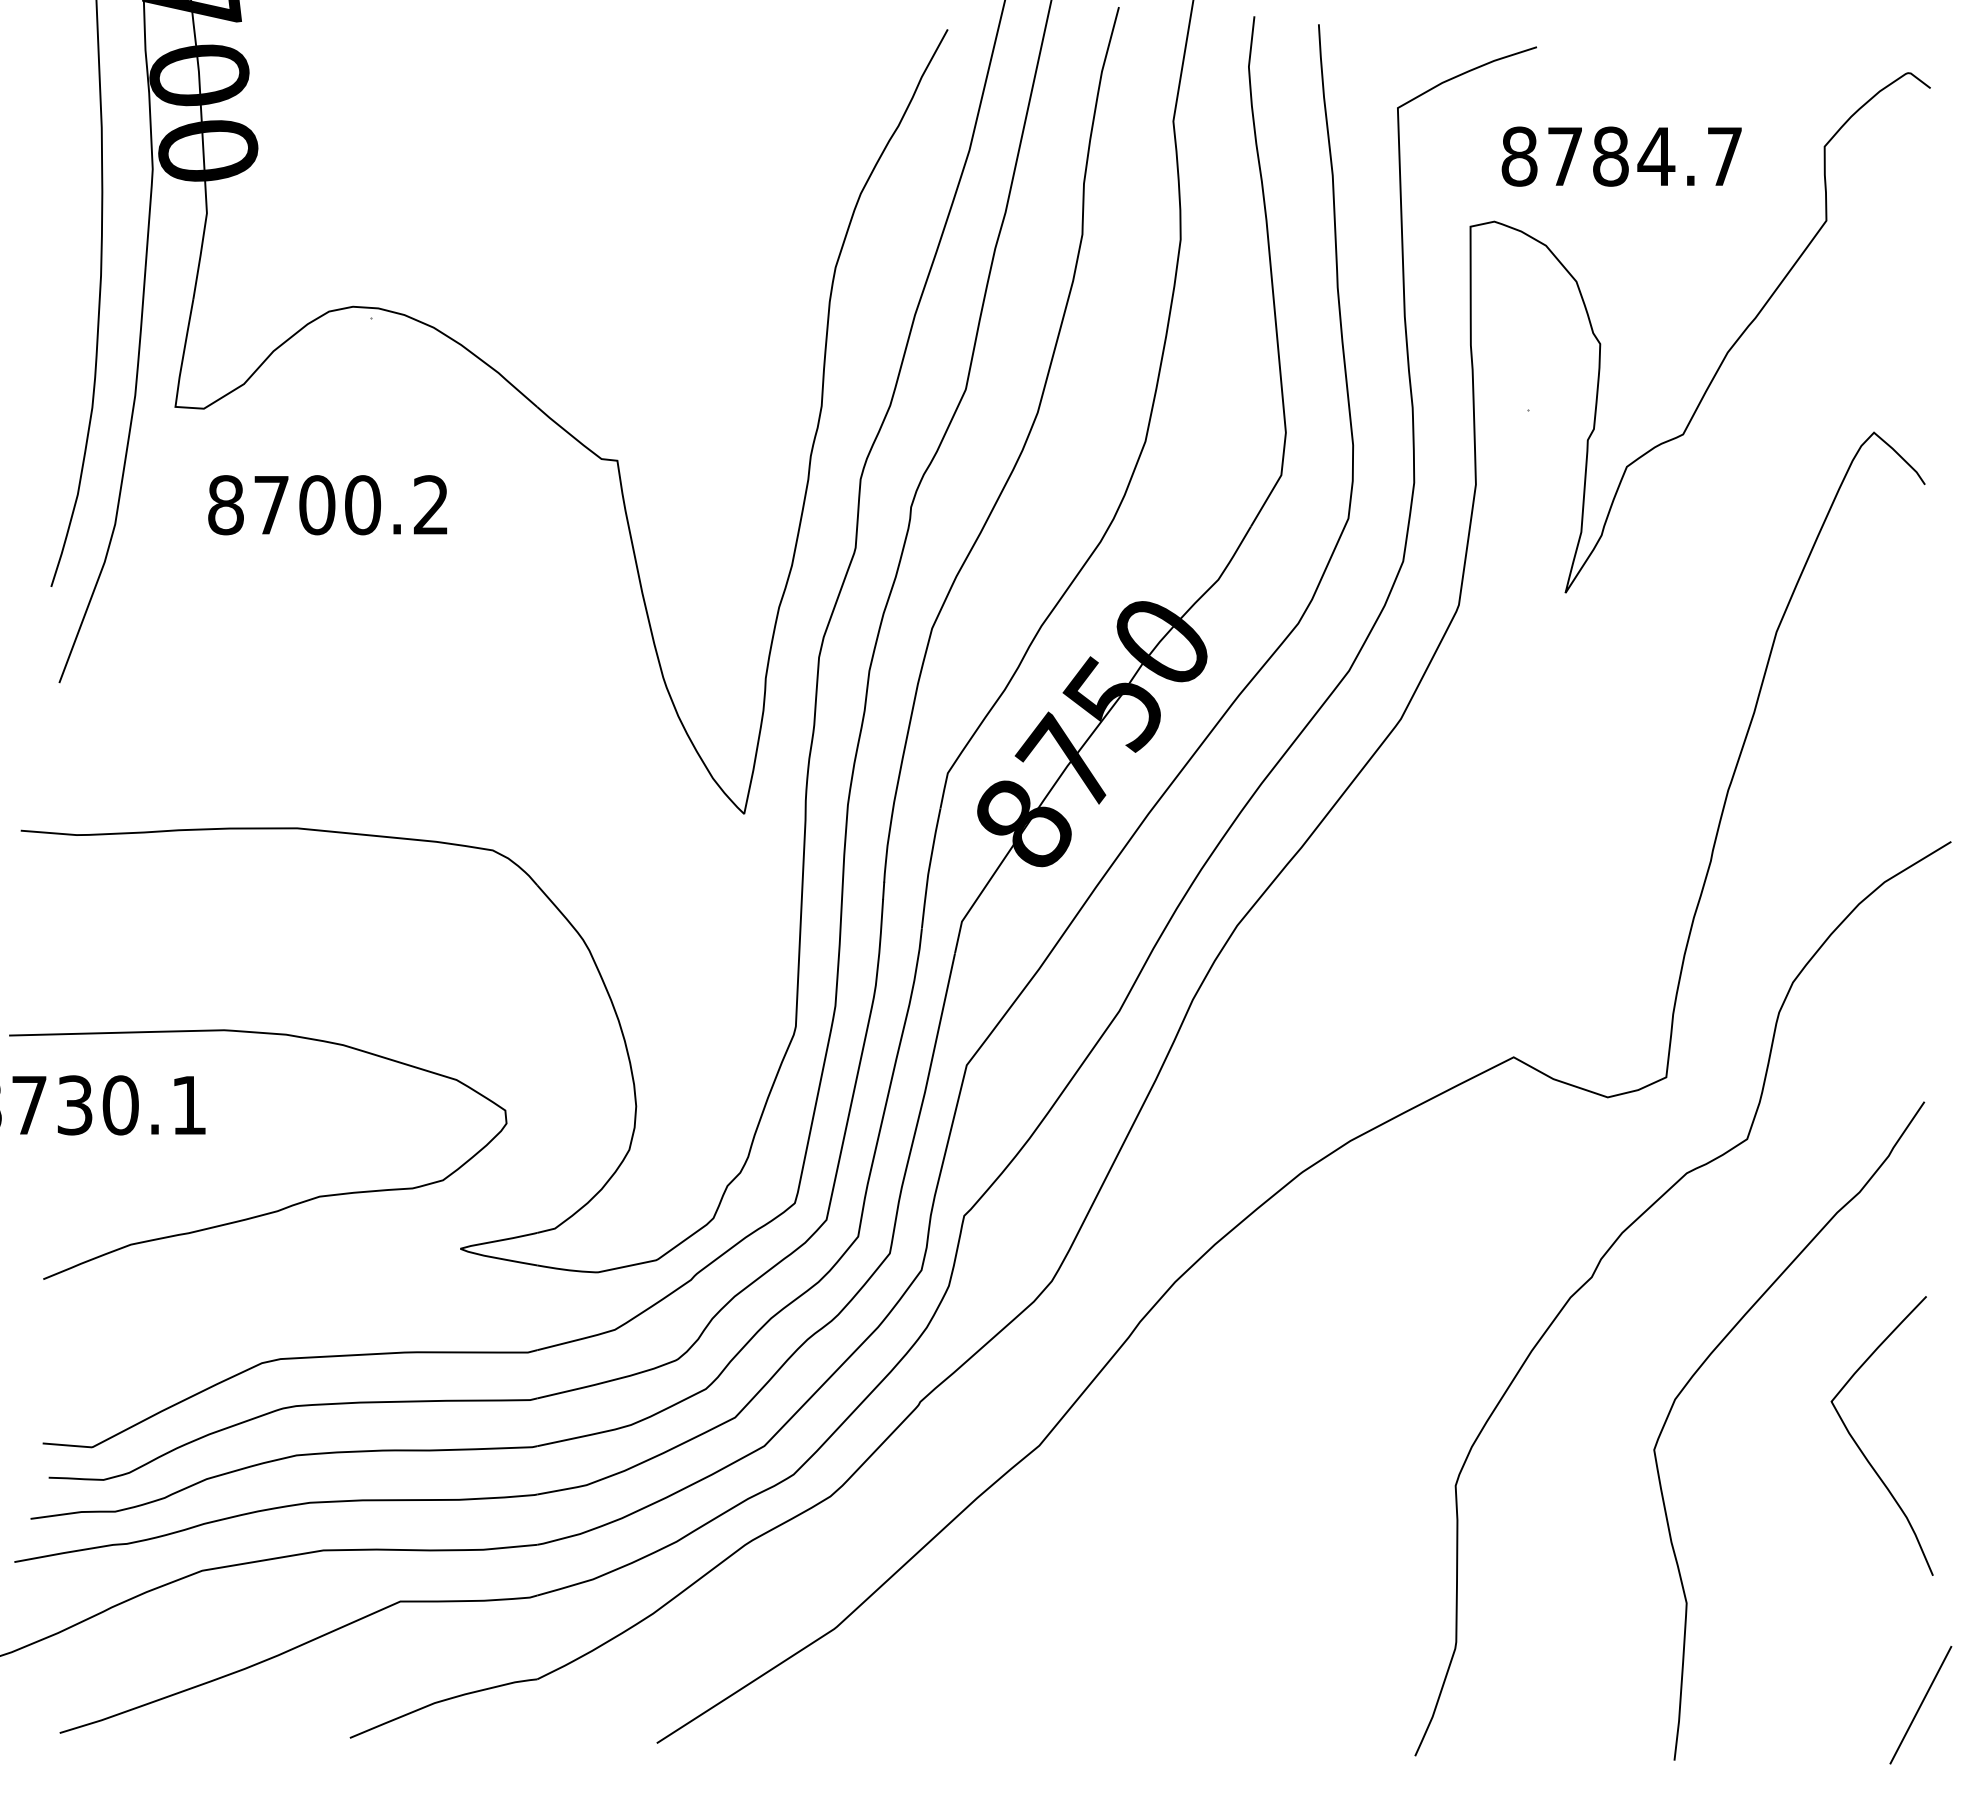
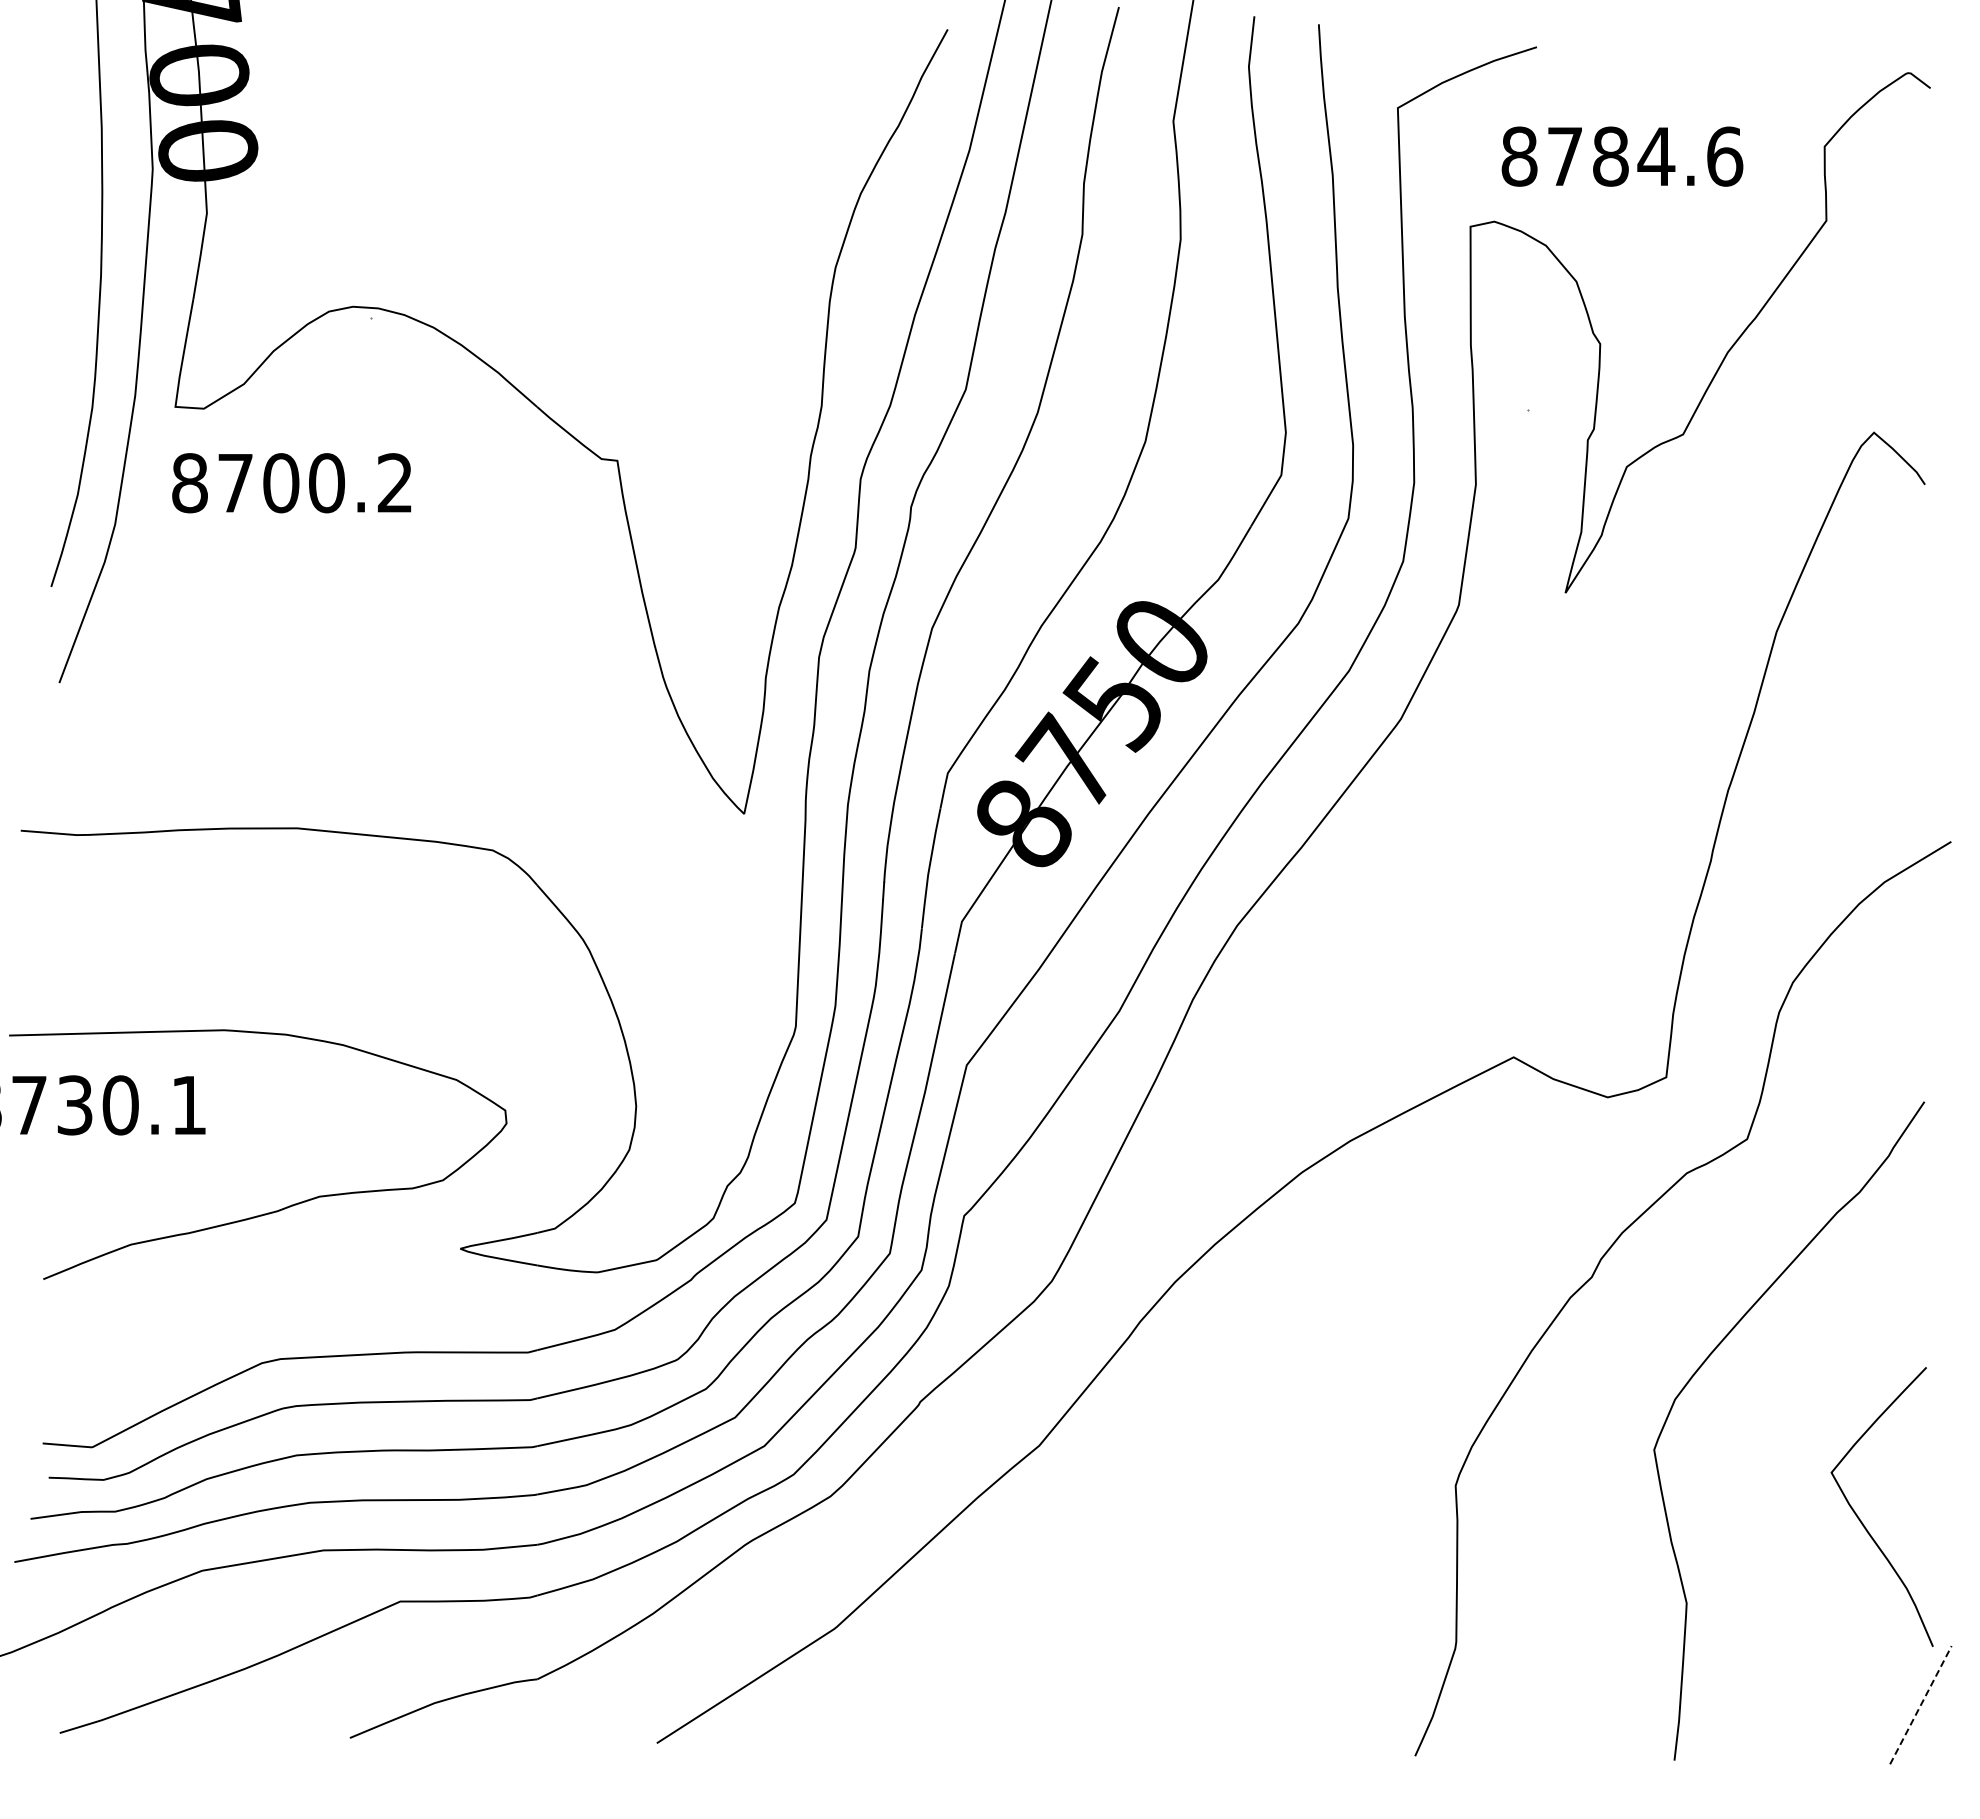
text: 8784.7 -> 8784.6 (1725, 156)
text position: (327, 505) -> (291, 483) (291, 483)
curve position: (1861, 1449) -> (1861, 1520) (1861, 1520)
line: solid -> dashed (1920, 1705)
